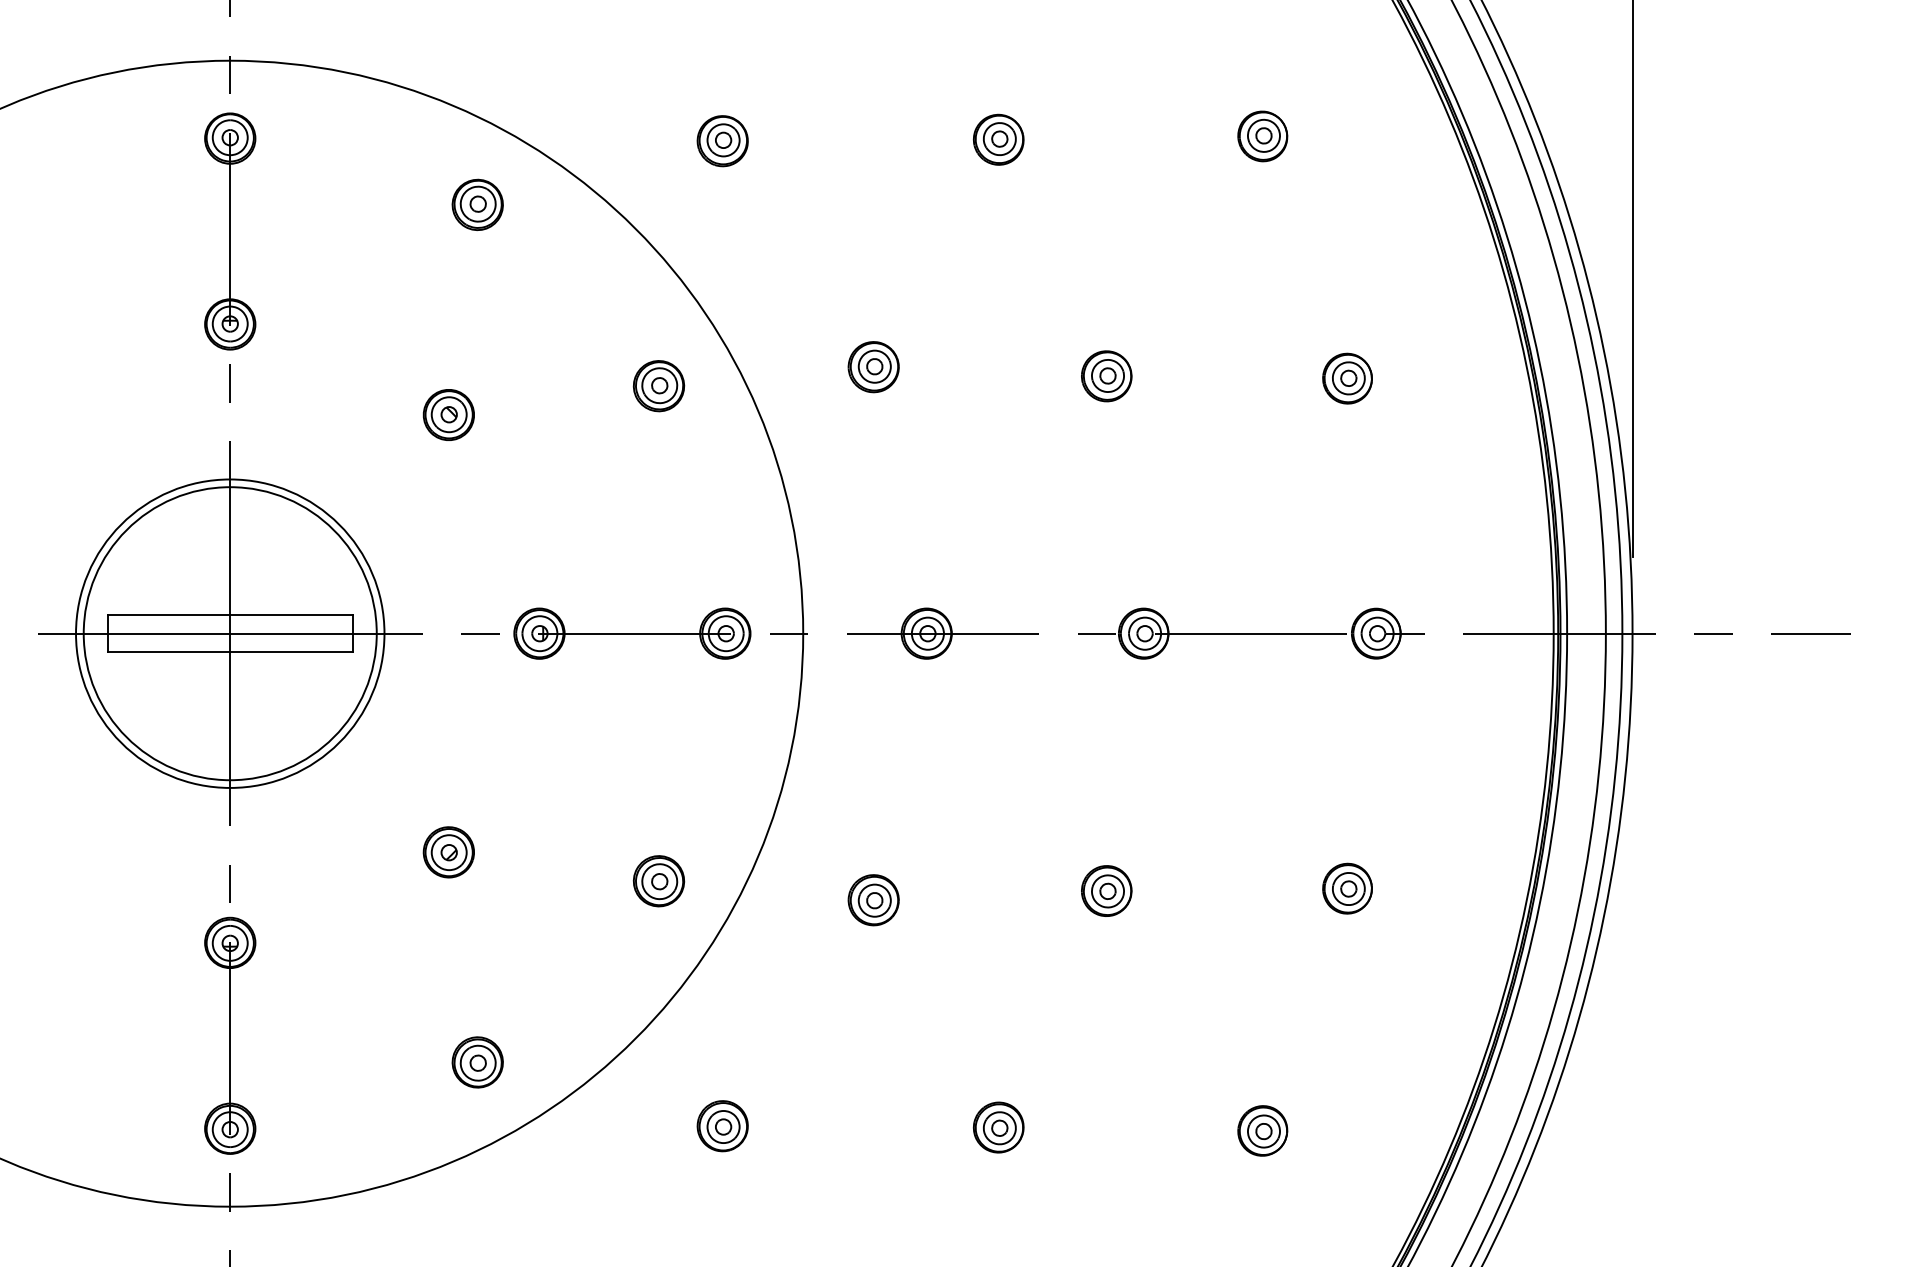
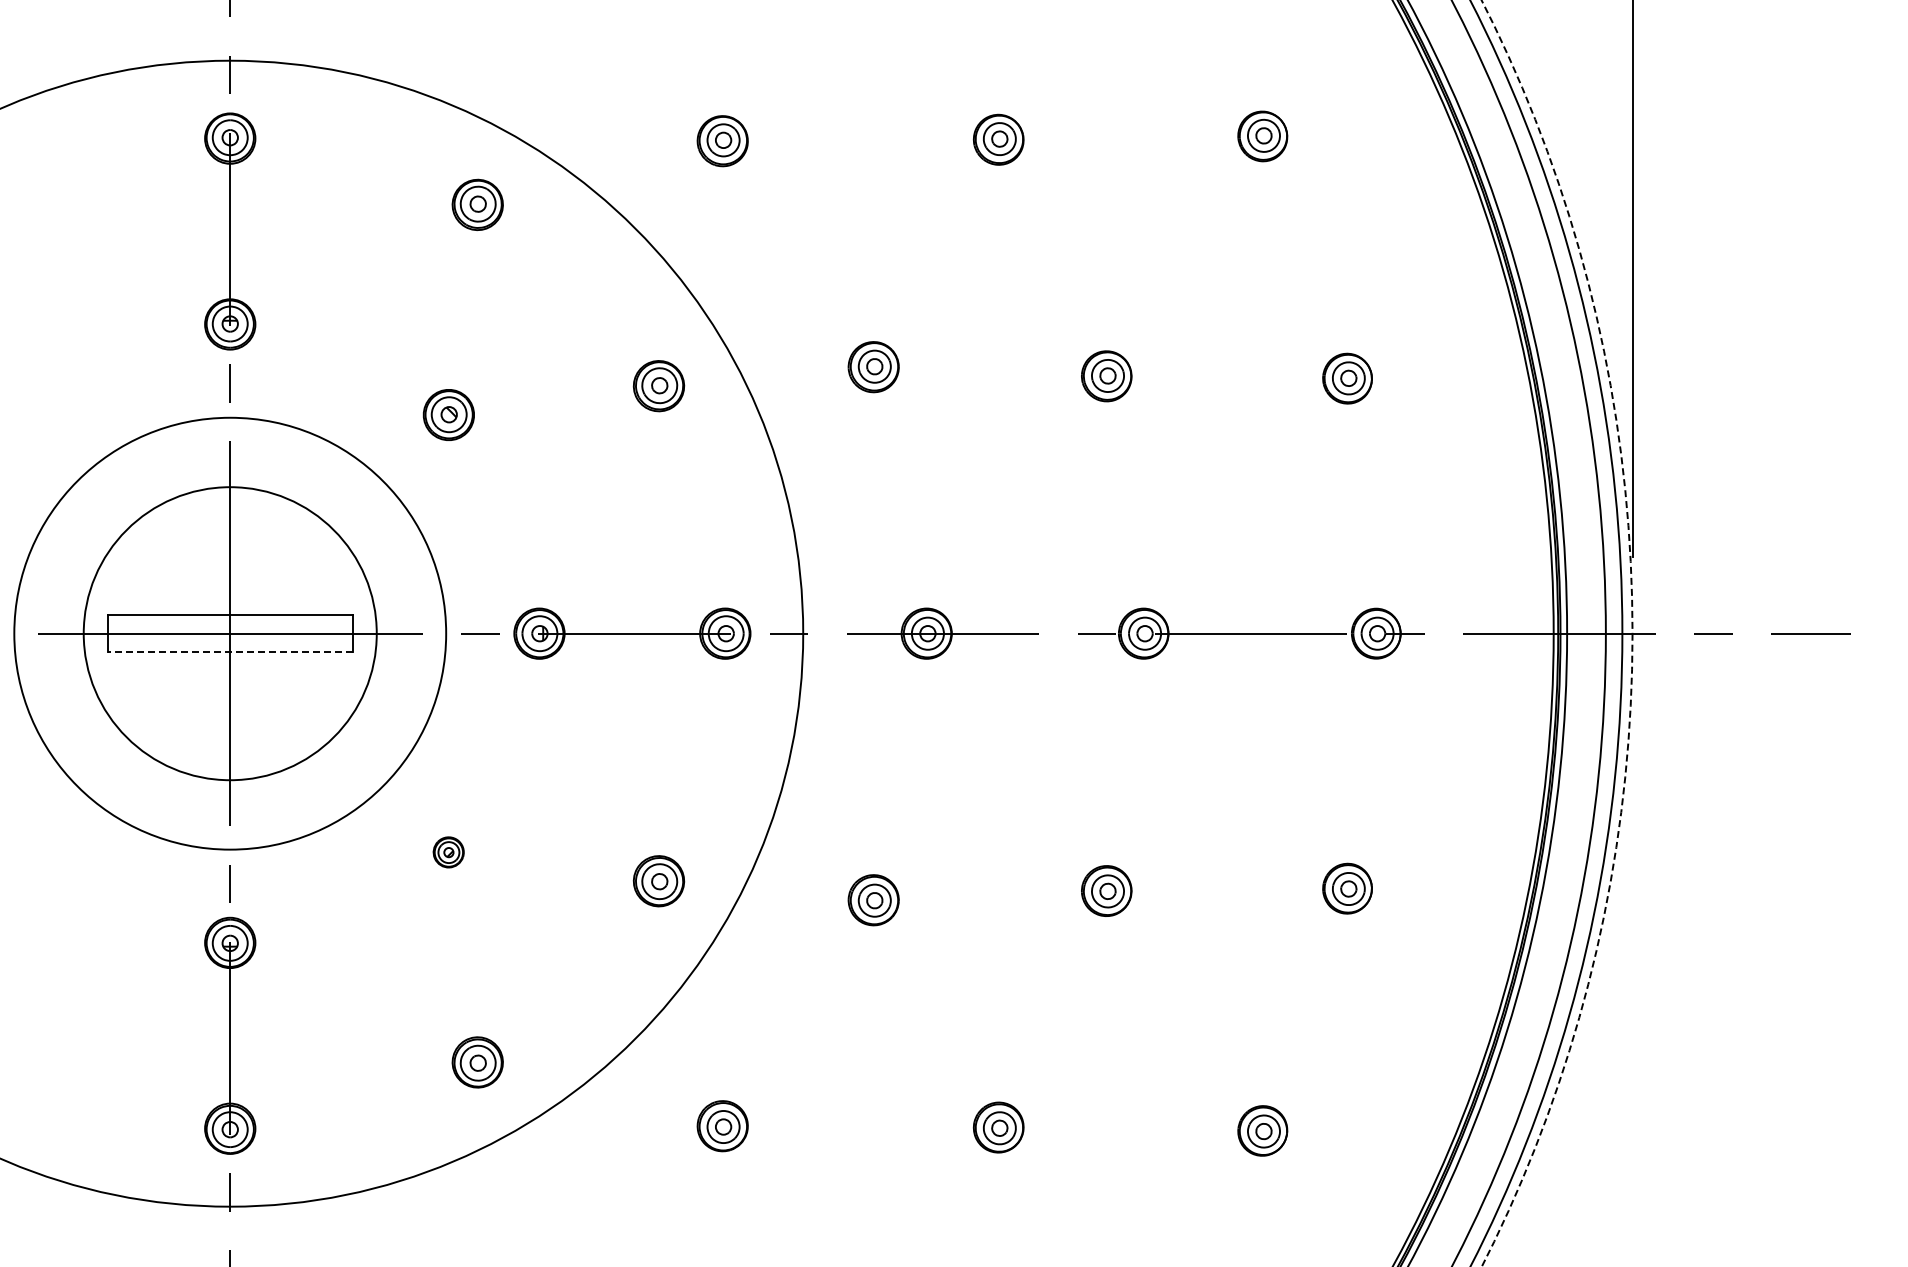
circle diameter: 308 px -> 432 px (230, 633)
circle: solid -> dashed (1556, 633)
line: solid -> dashed (229, 652)
part size: 53x53 px -> 33x33 px (448, 852)
